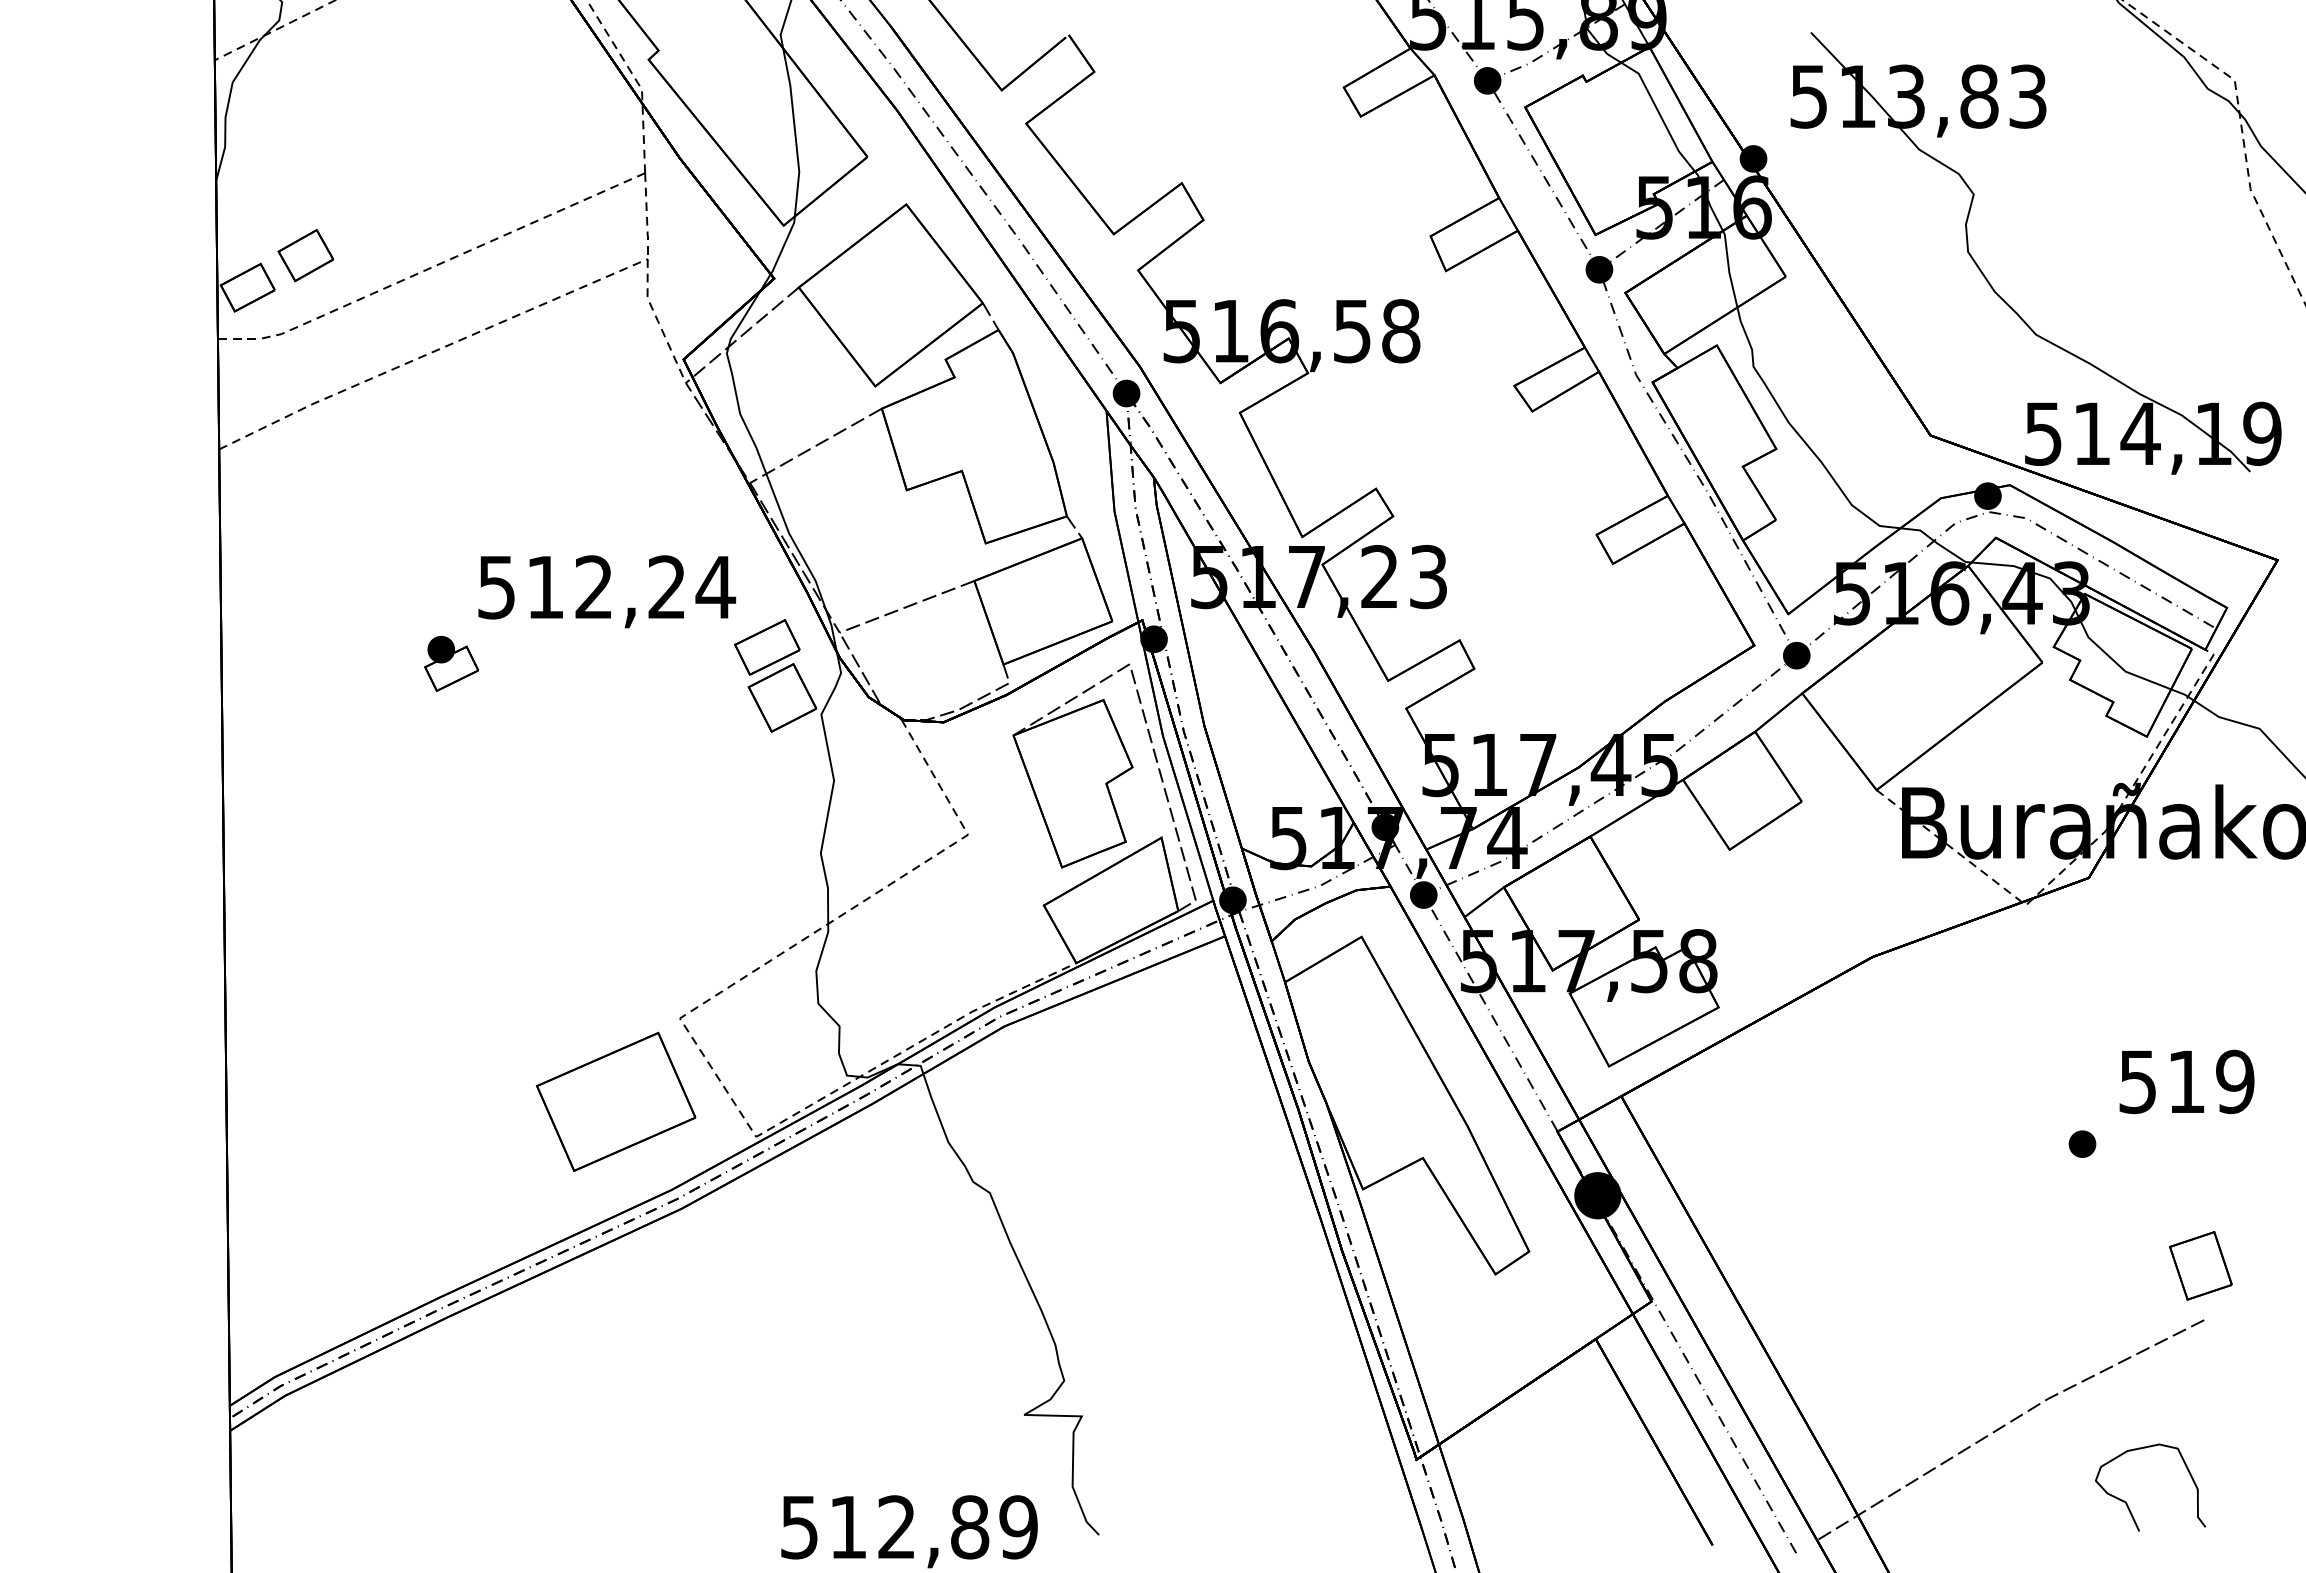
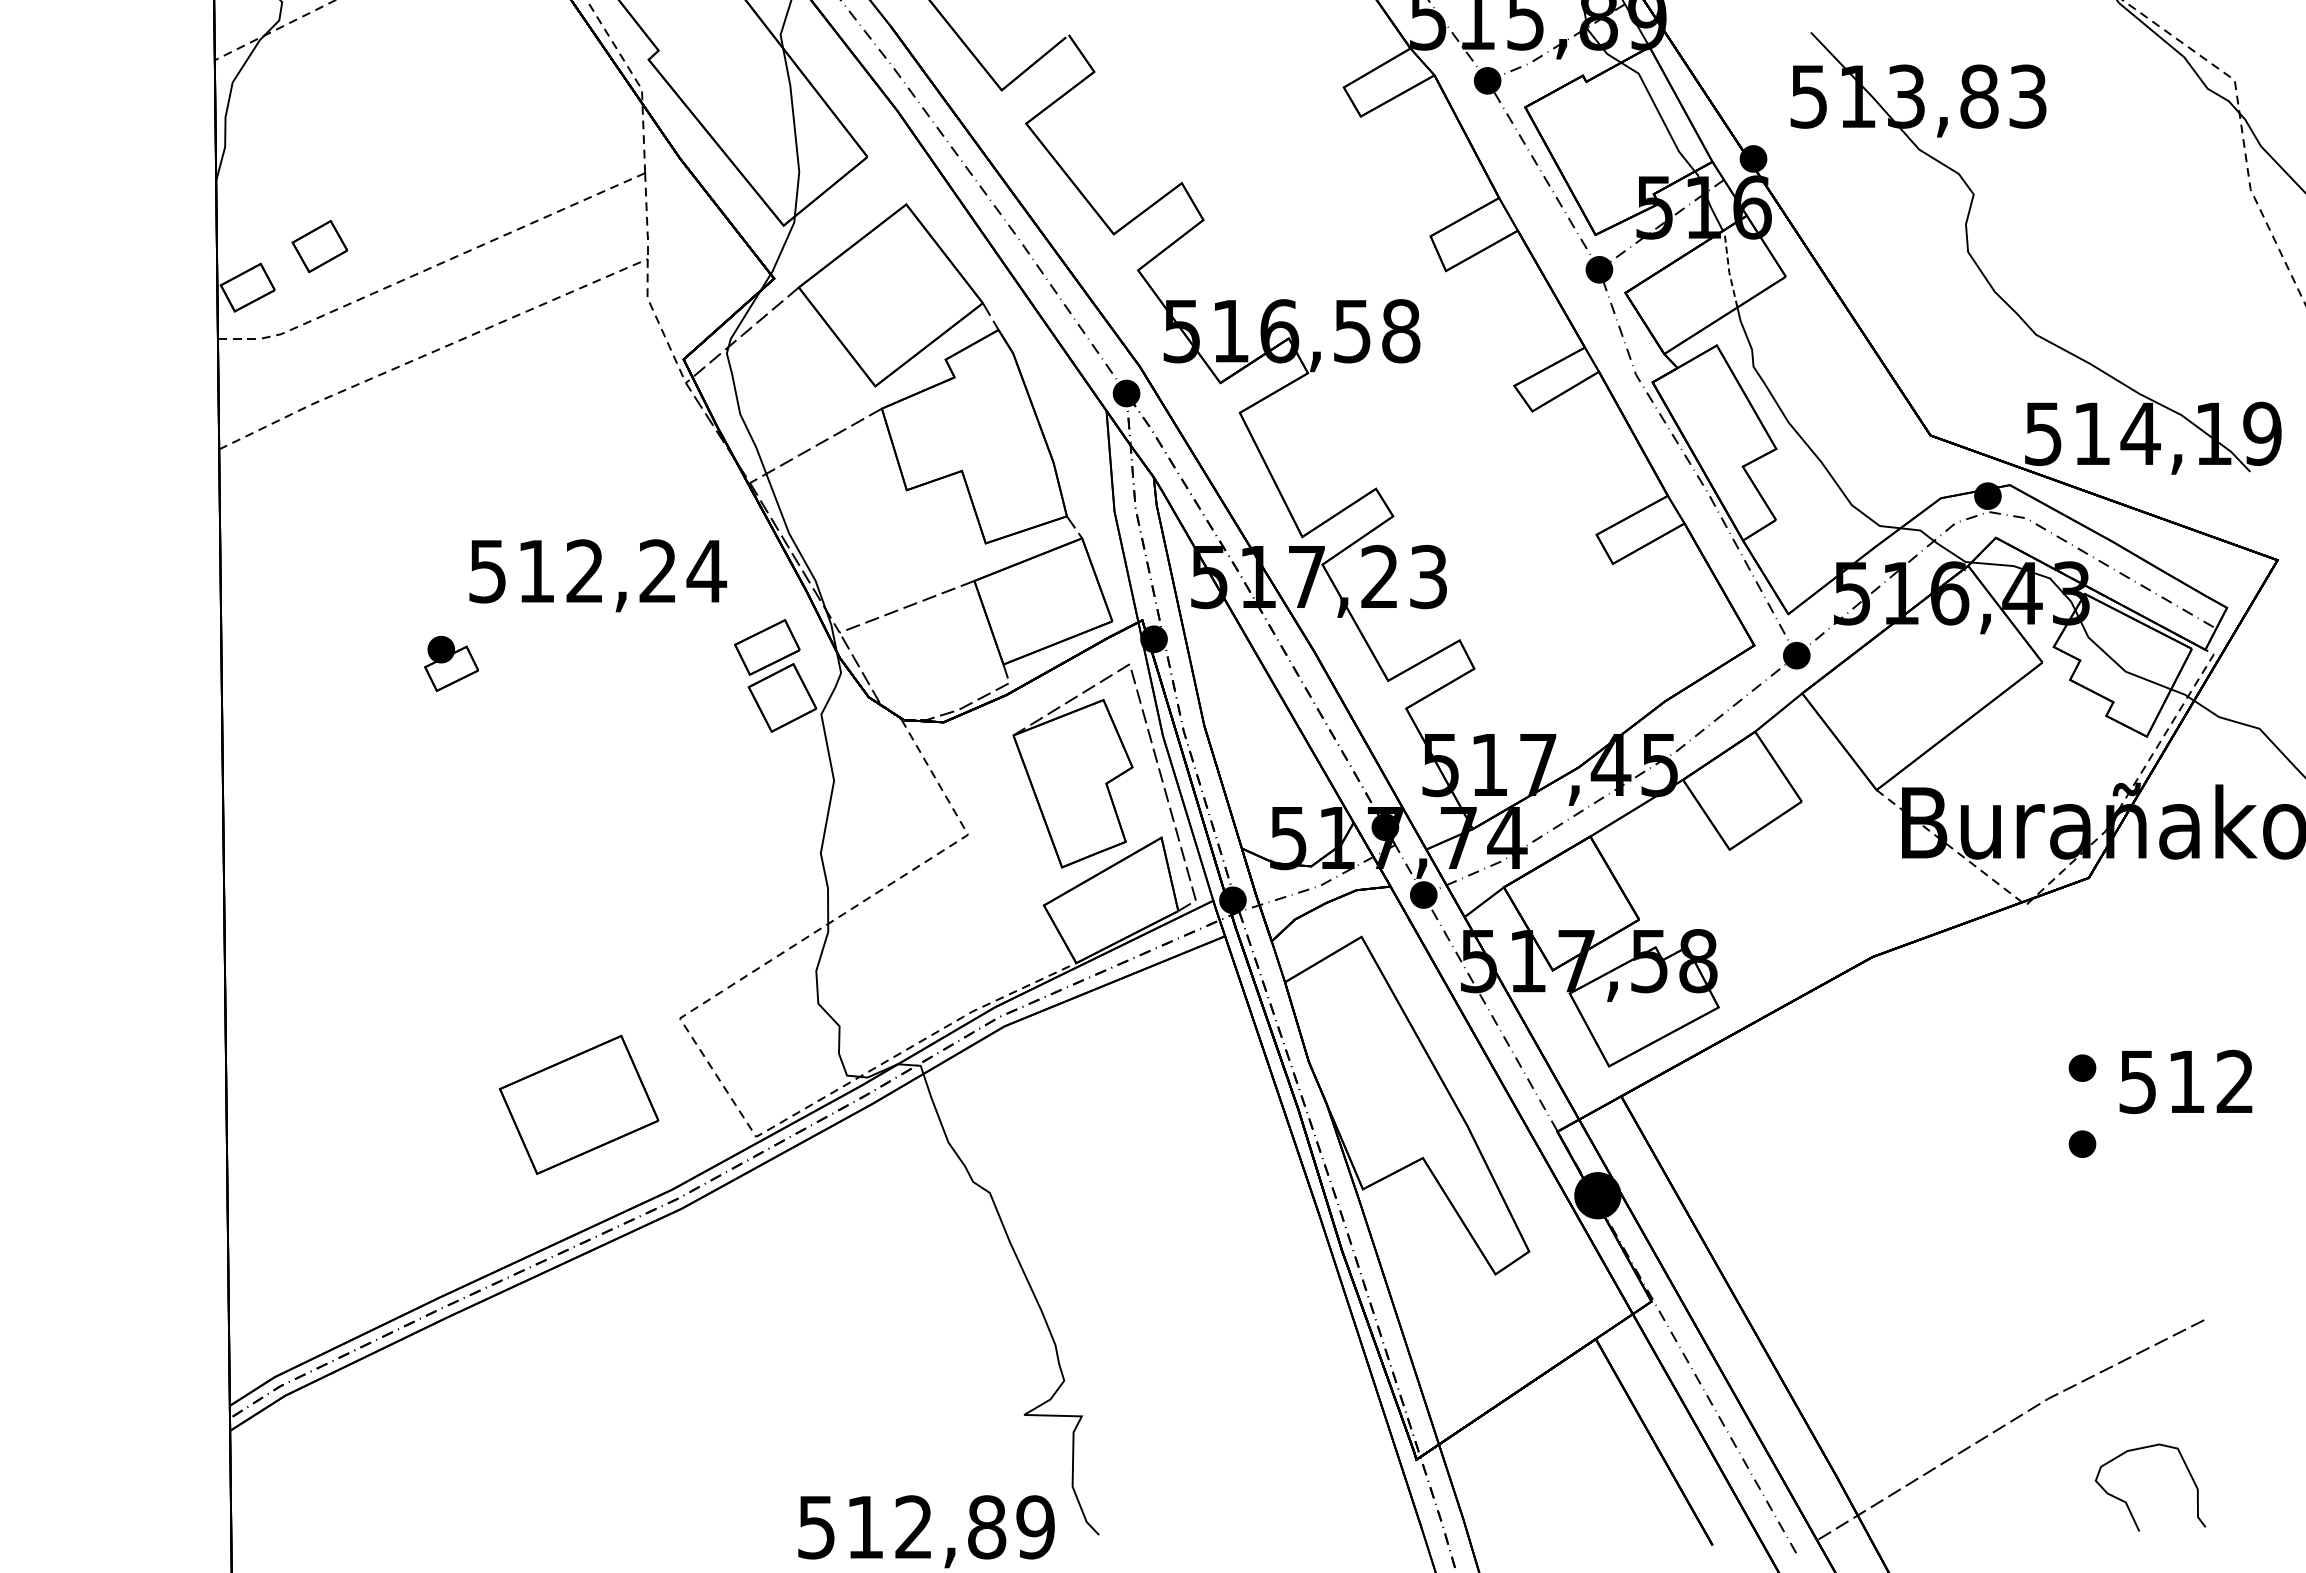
part position: (305, 255) -> (319, 246) (319, 246)
line: solid -> dashed (1728, 268)
text position: (607, 591) -> (598, 575) (598, 575)
part: none -> present (2082, 1067)
text: 519 -> 512 (2235, 1081)
part position: (615, 1101) -> (578, 1104) (578, 1104)
part: present -> none (2200, 1265)
text position: (909, 1531) -> (926, 1531) (926, 1531)
